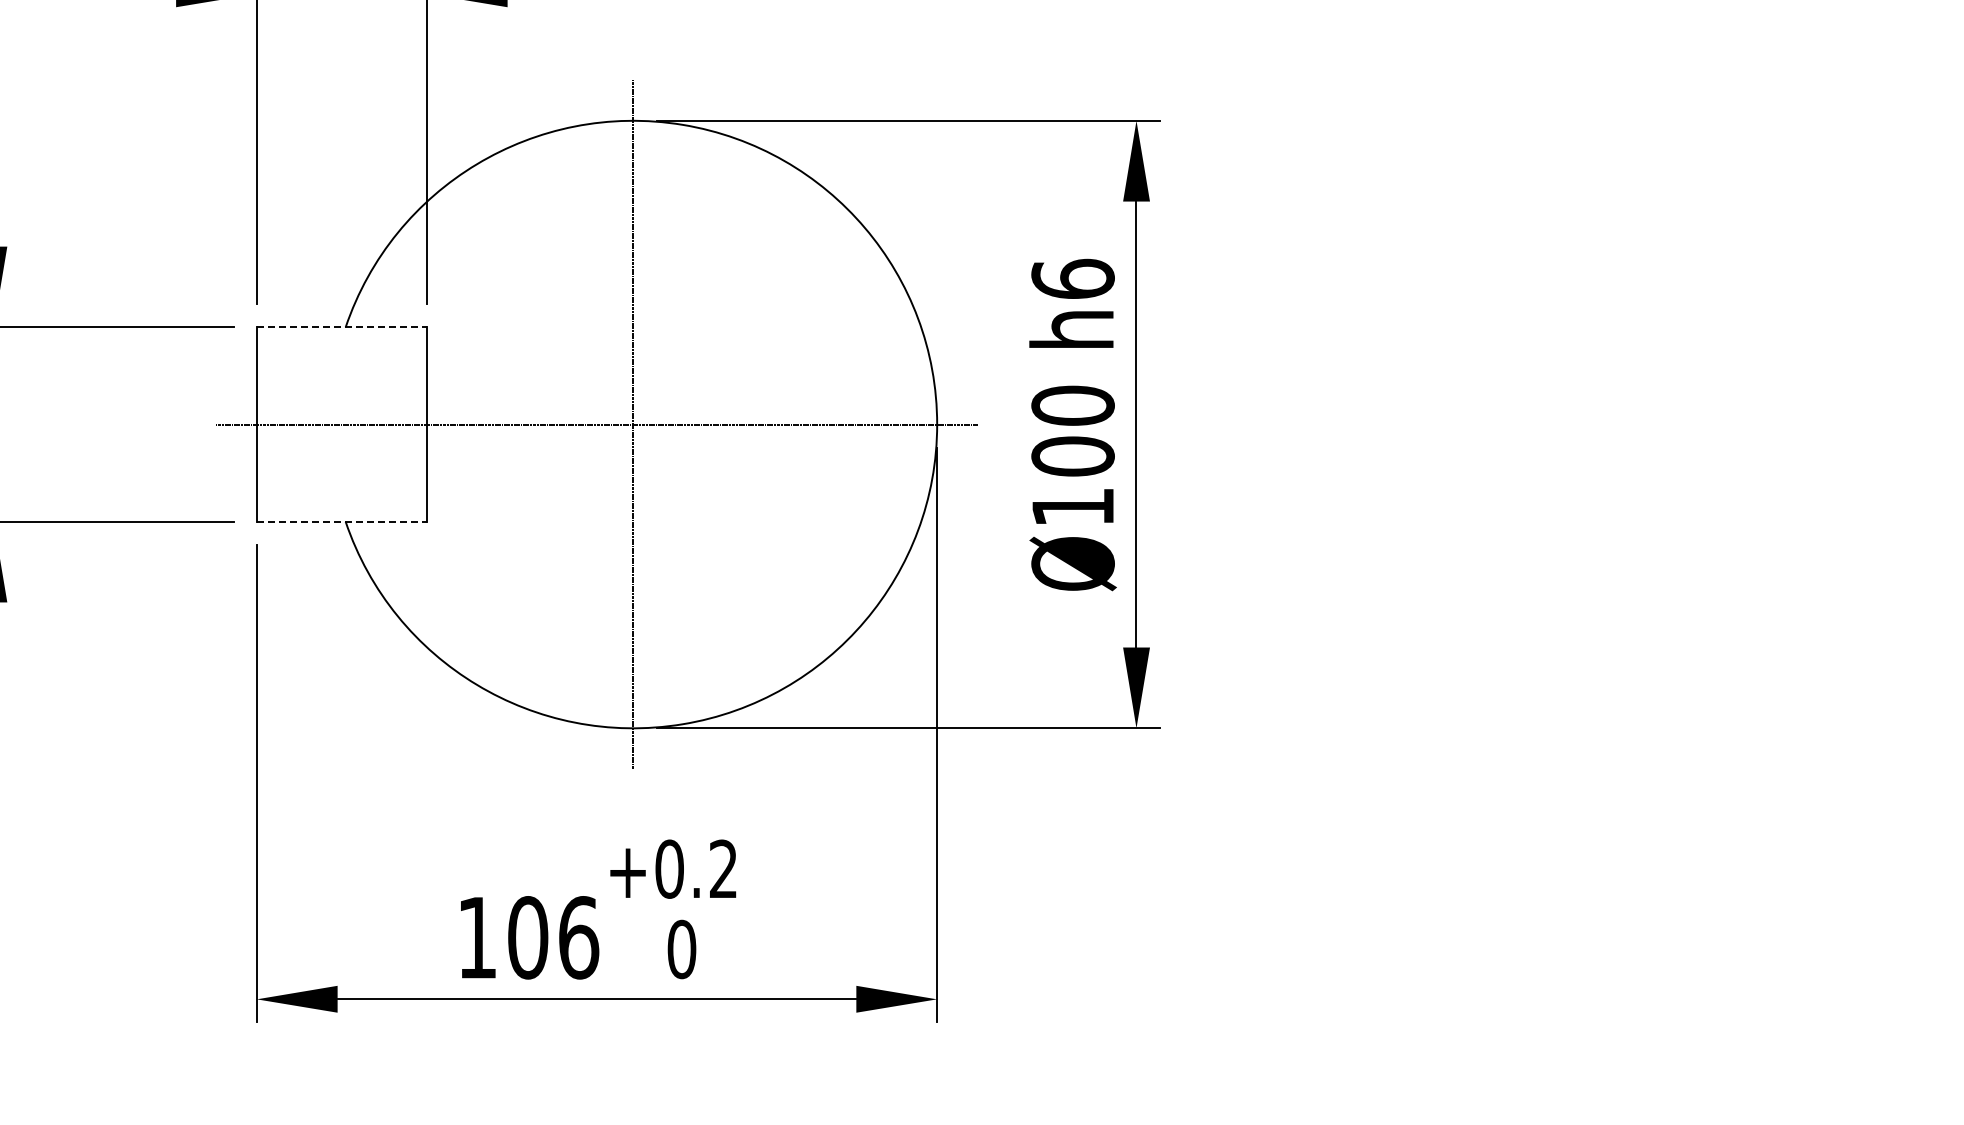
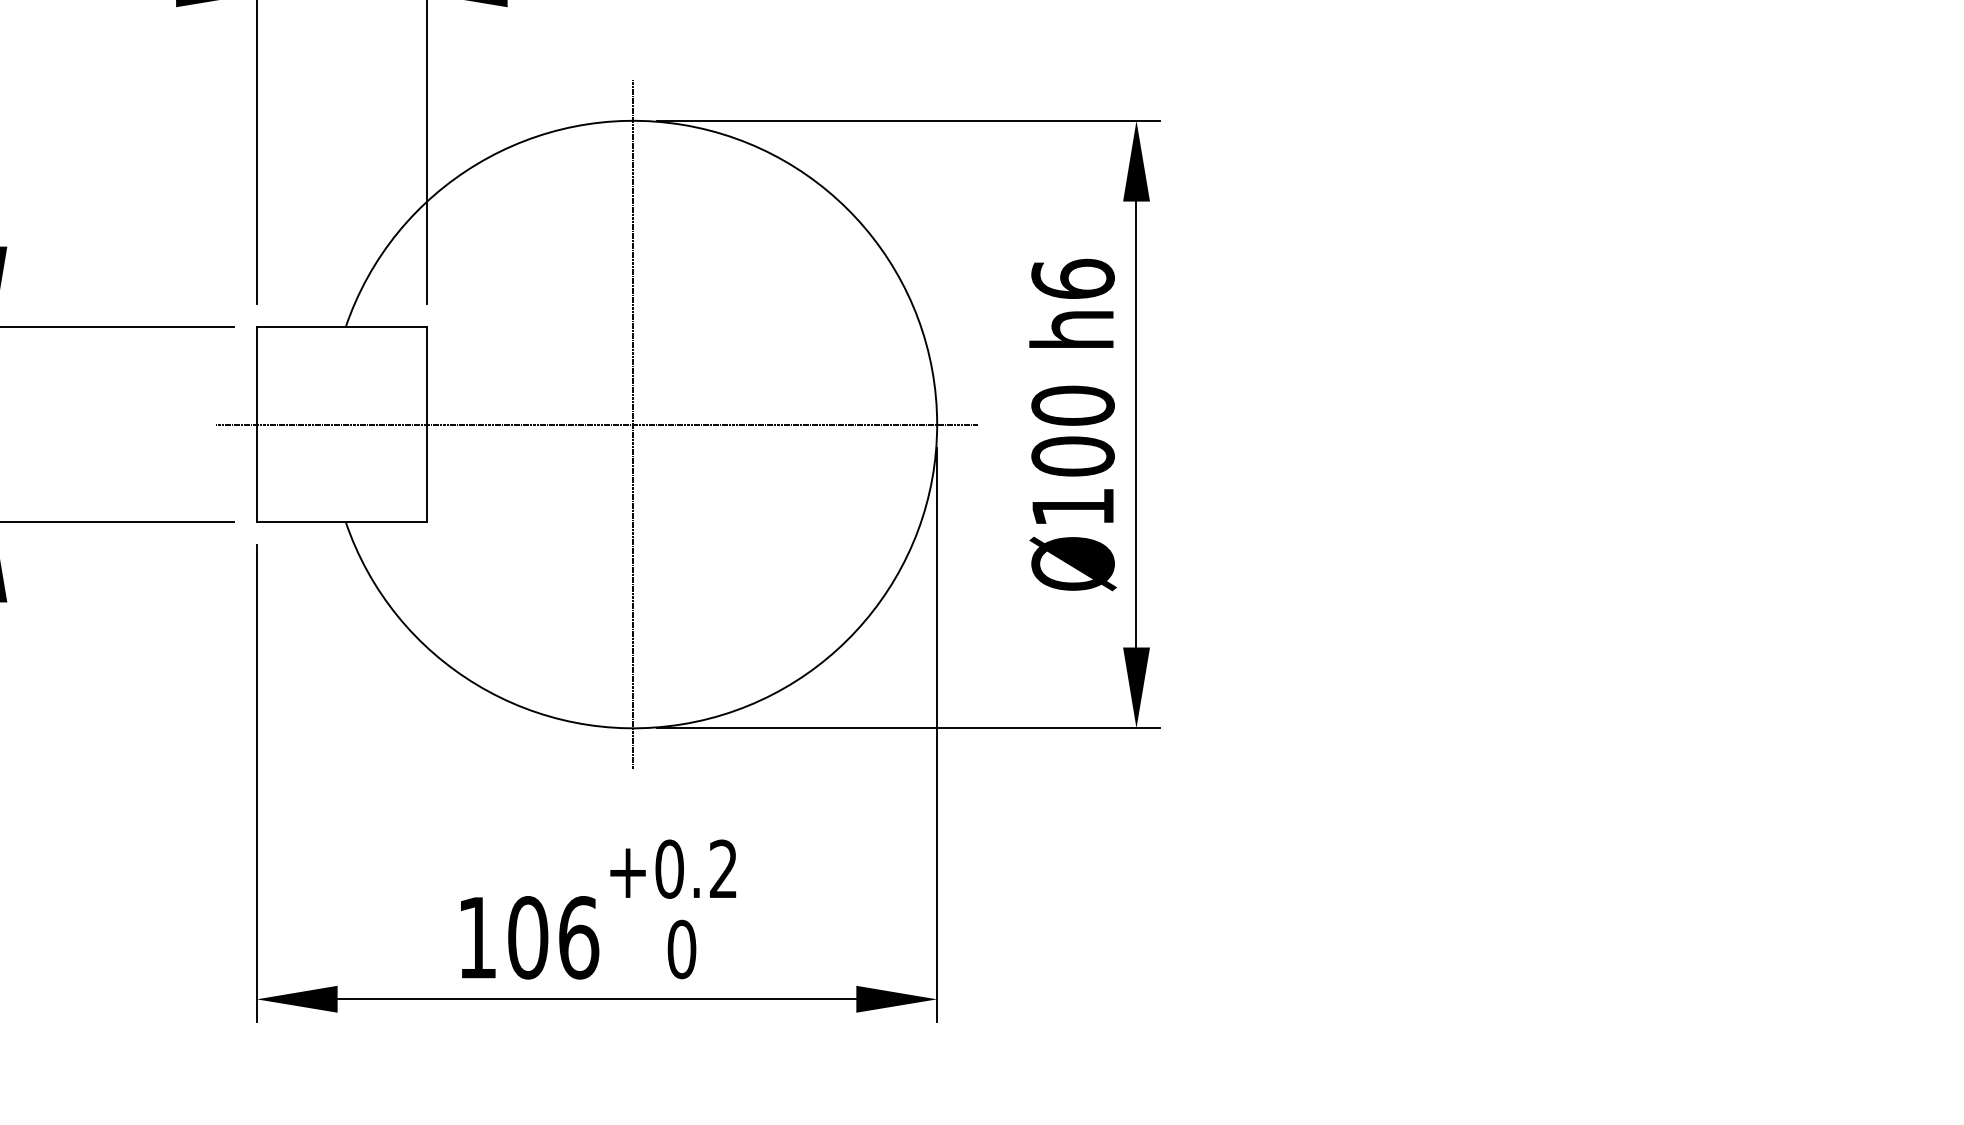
line: dashed -> solid (342, 327)
line: dashed -> solid (342, 521)
